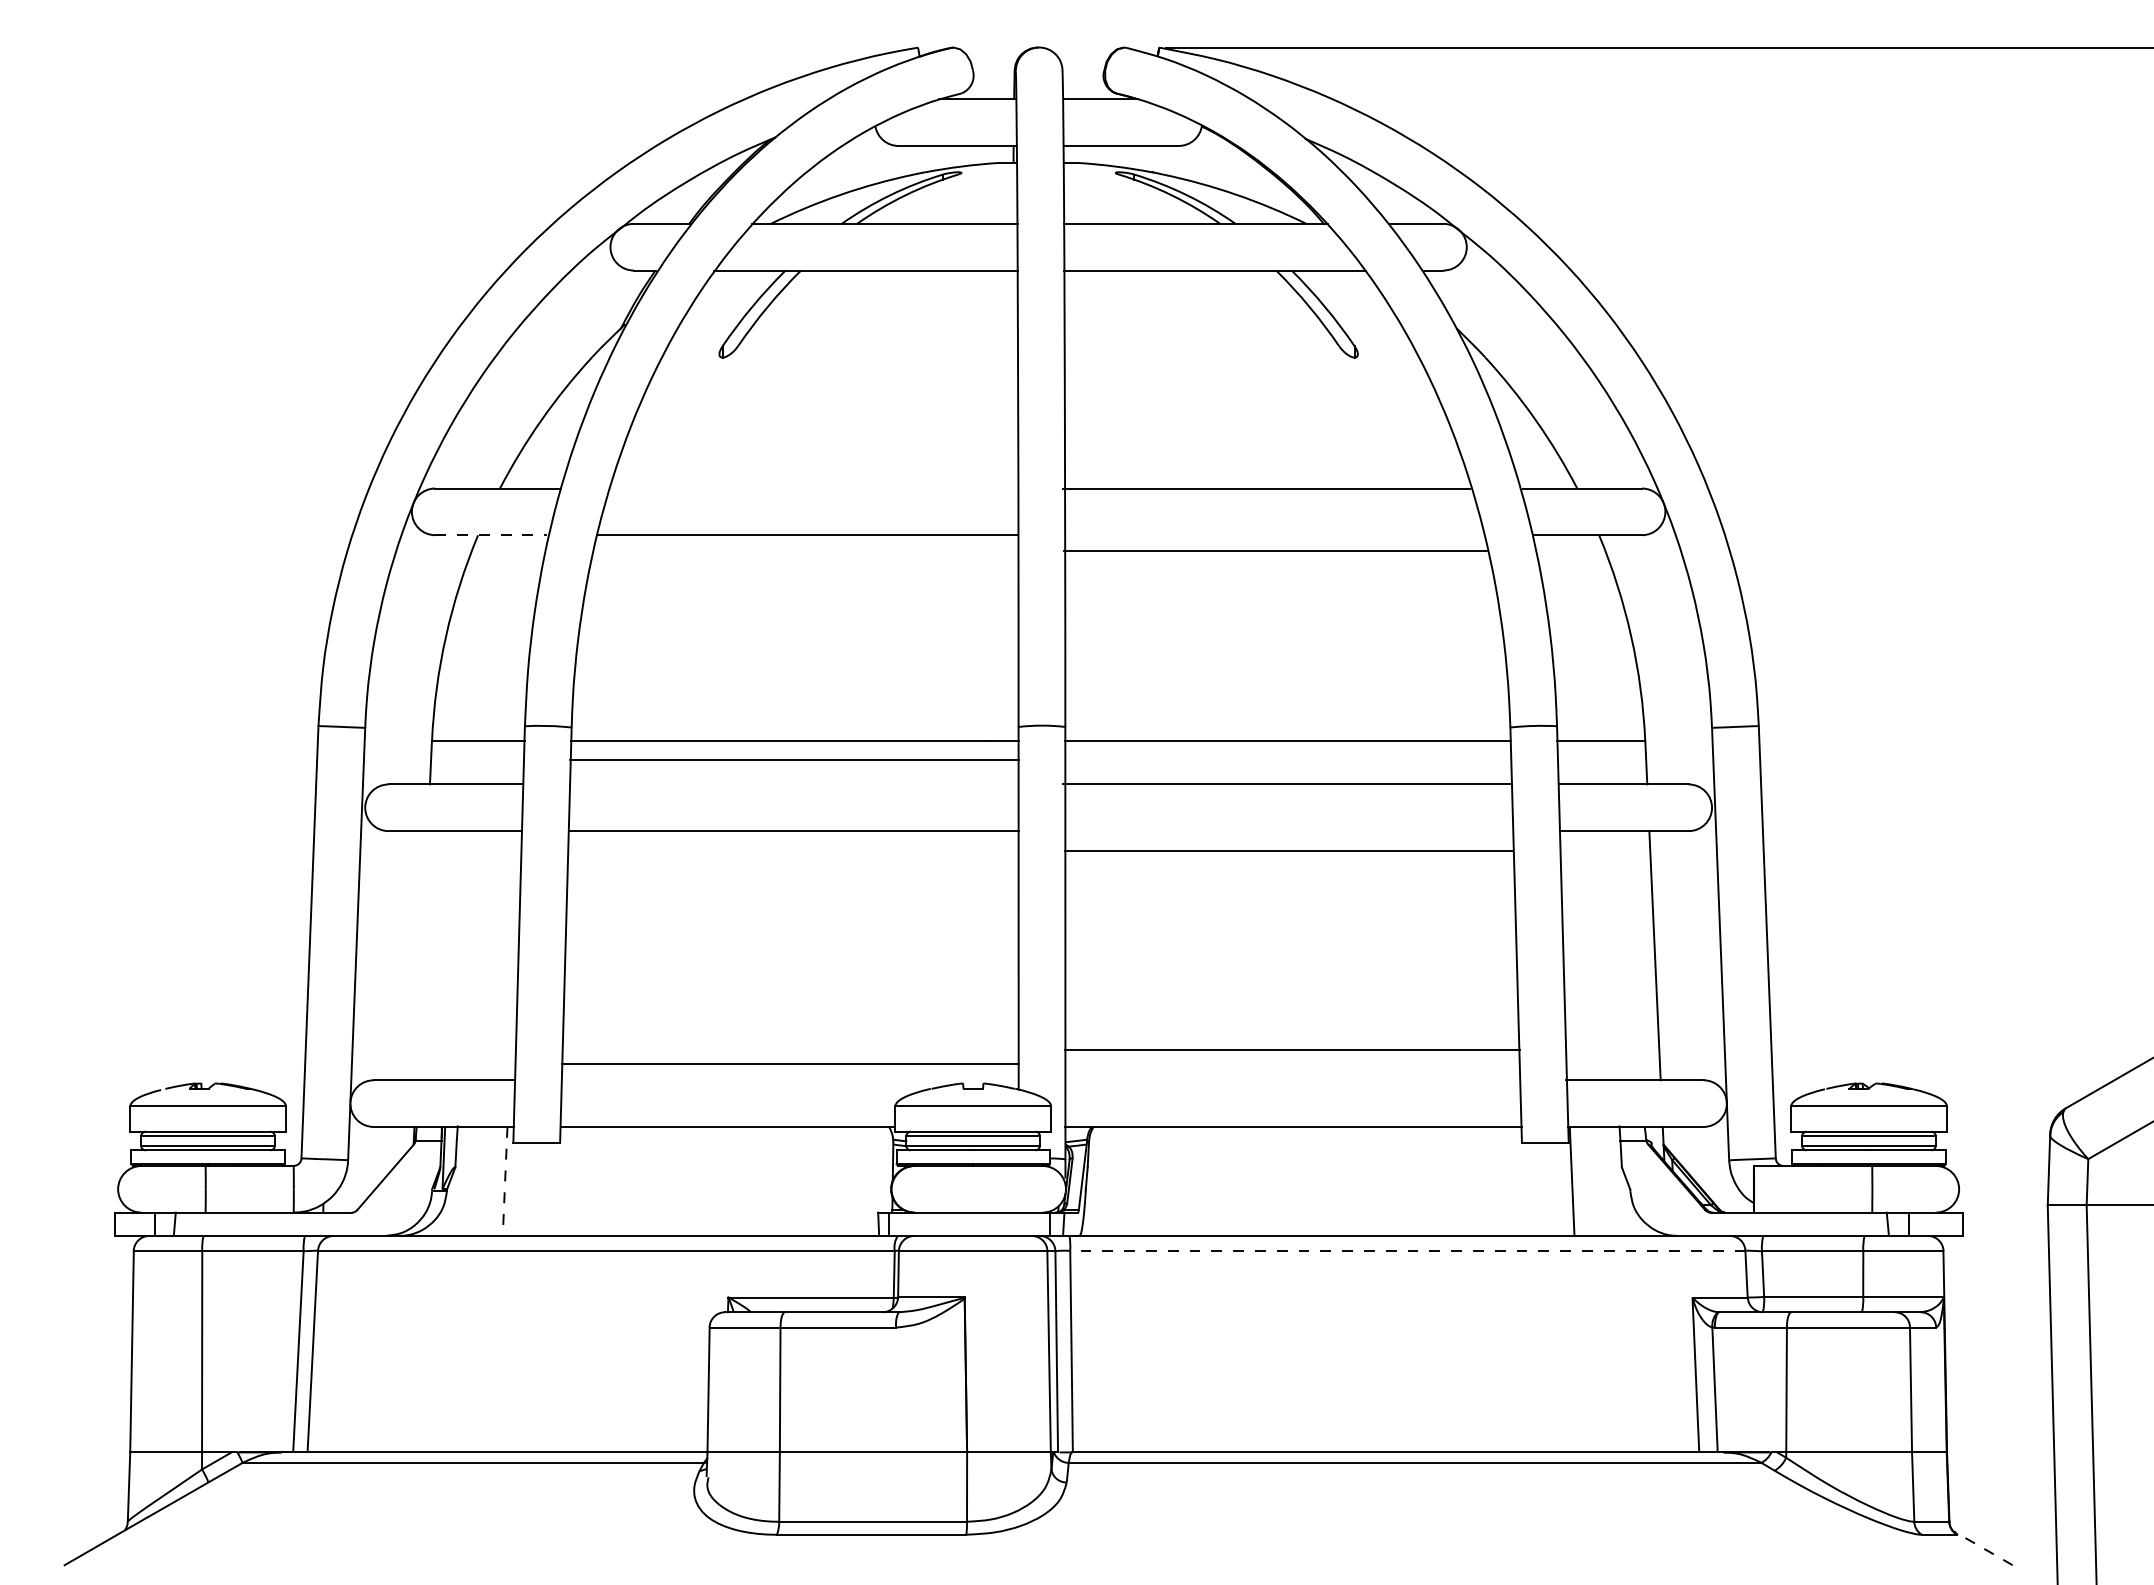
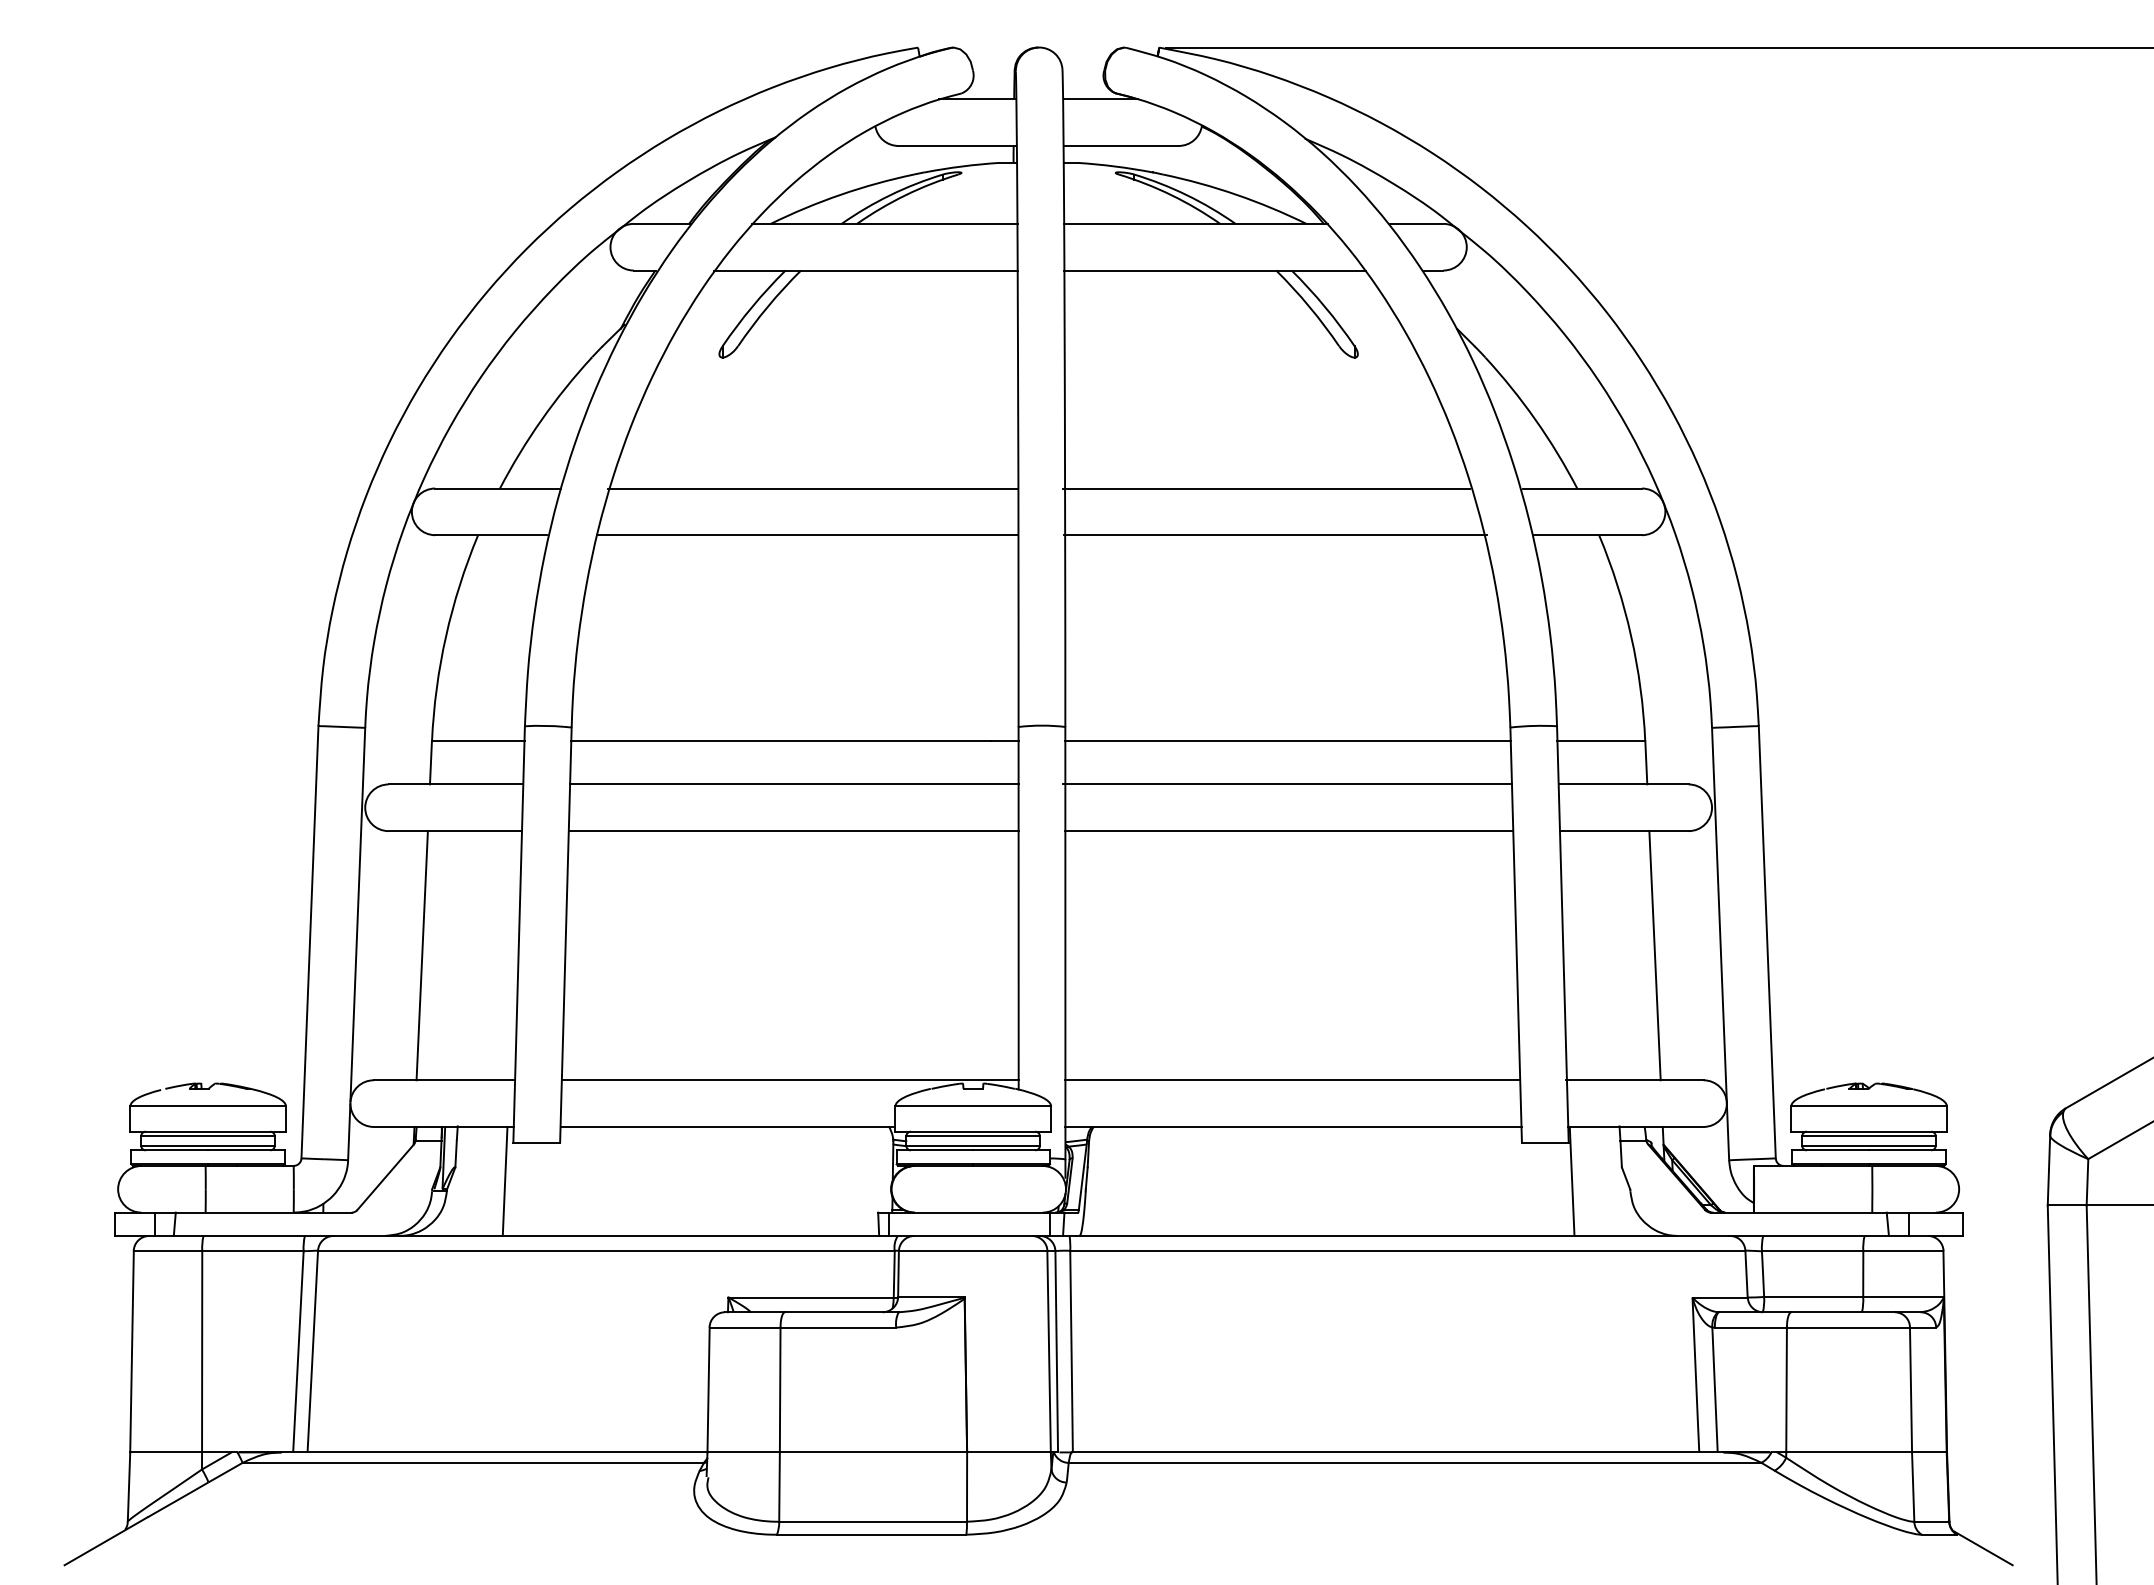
line: none -> present (812, 488)
line: dashed -> solid (490, 535)
line position: (1274, 551) -> (1274, 535) (1274, 535)
line position: (794, 760) -> (794, 784) (794, 784)
line position: (1289, 851) -> (1289, 831) (1289, 831)
line: none -> present (421, 955)
line position: (1292, 1050) -> (1292, 1080) (1292, 1080)
line position: (789, 1064) -> (789, 1080) (789, 1080)
line: dashed -> solid (505, 1181)
line: dashed -> solid (1407, 1250)
line: dashed -> solid (1983, 1548)
